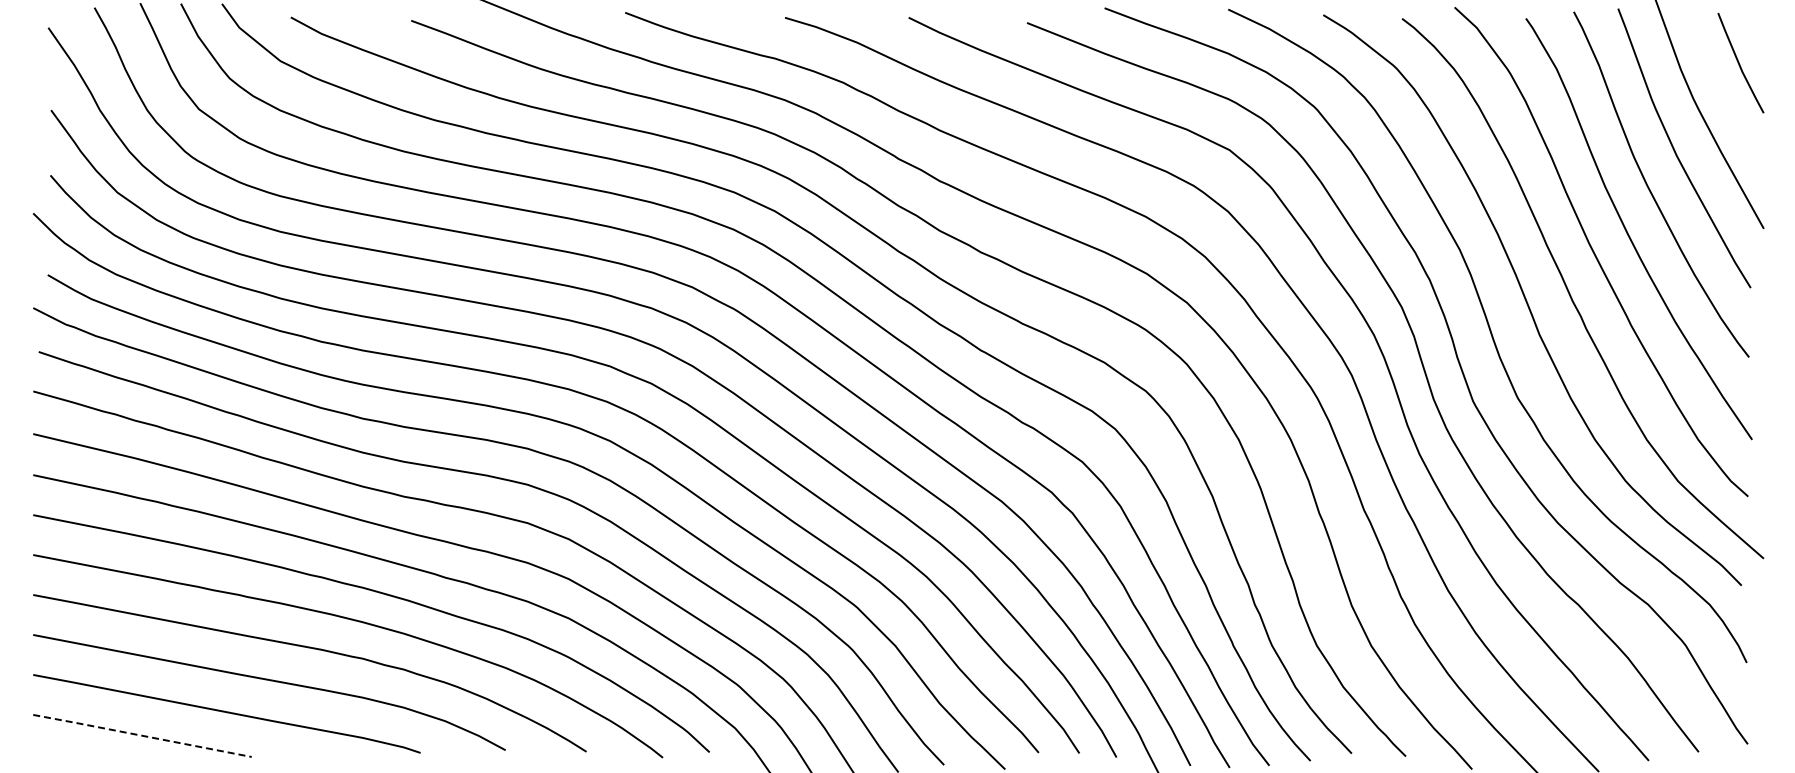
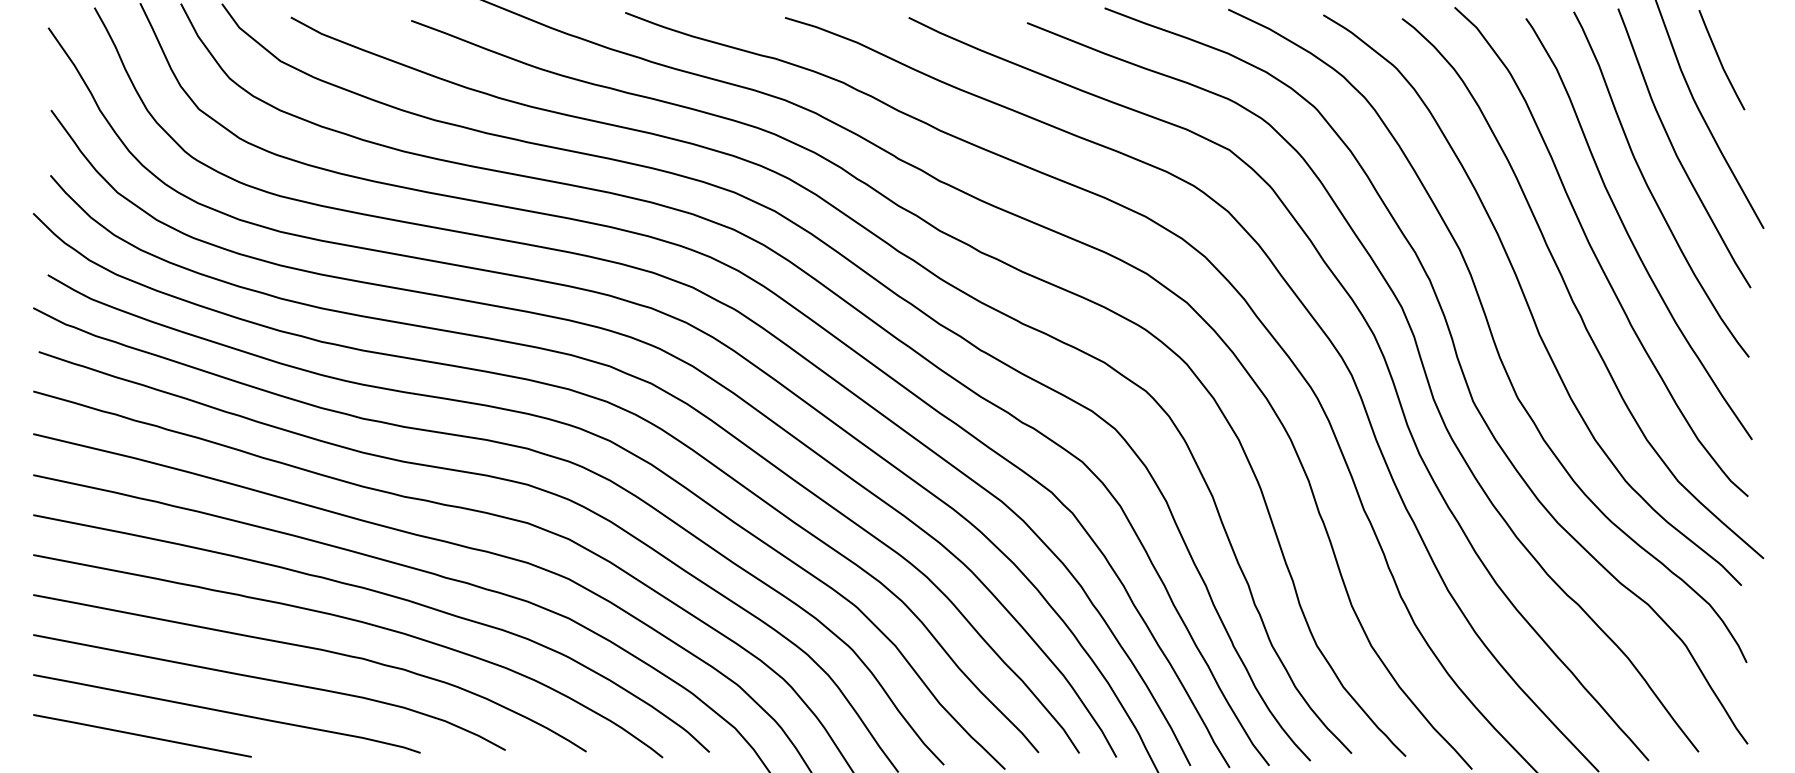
line position: (1739, 63) -> (1720, 60) (1720, 60)
line: dashed -> solid (142, 735)
